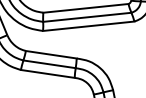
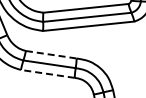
line: solid -> dashed (51, 54)
line: solid -> dashed (47, 73)
